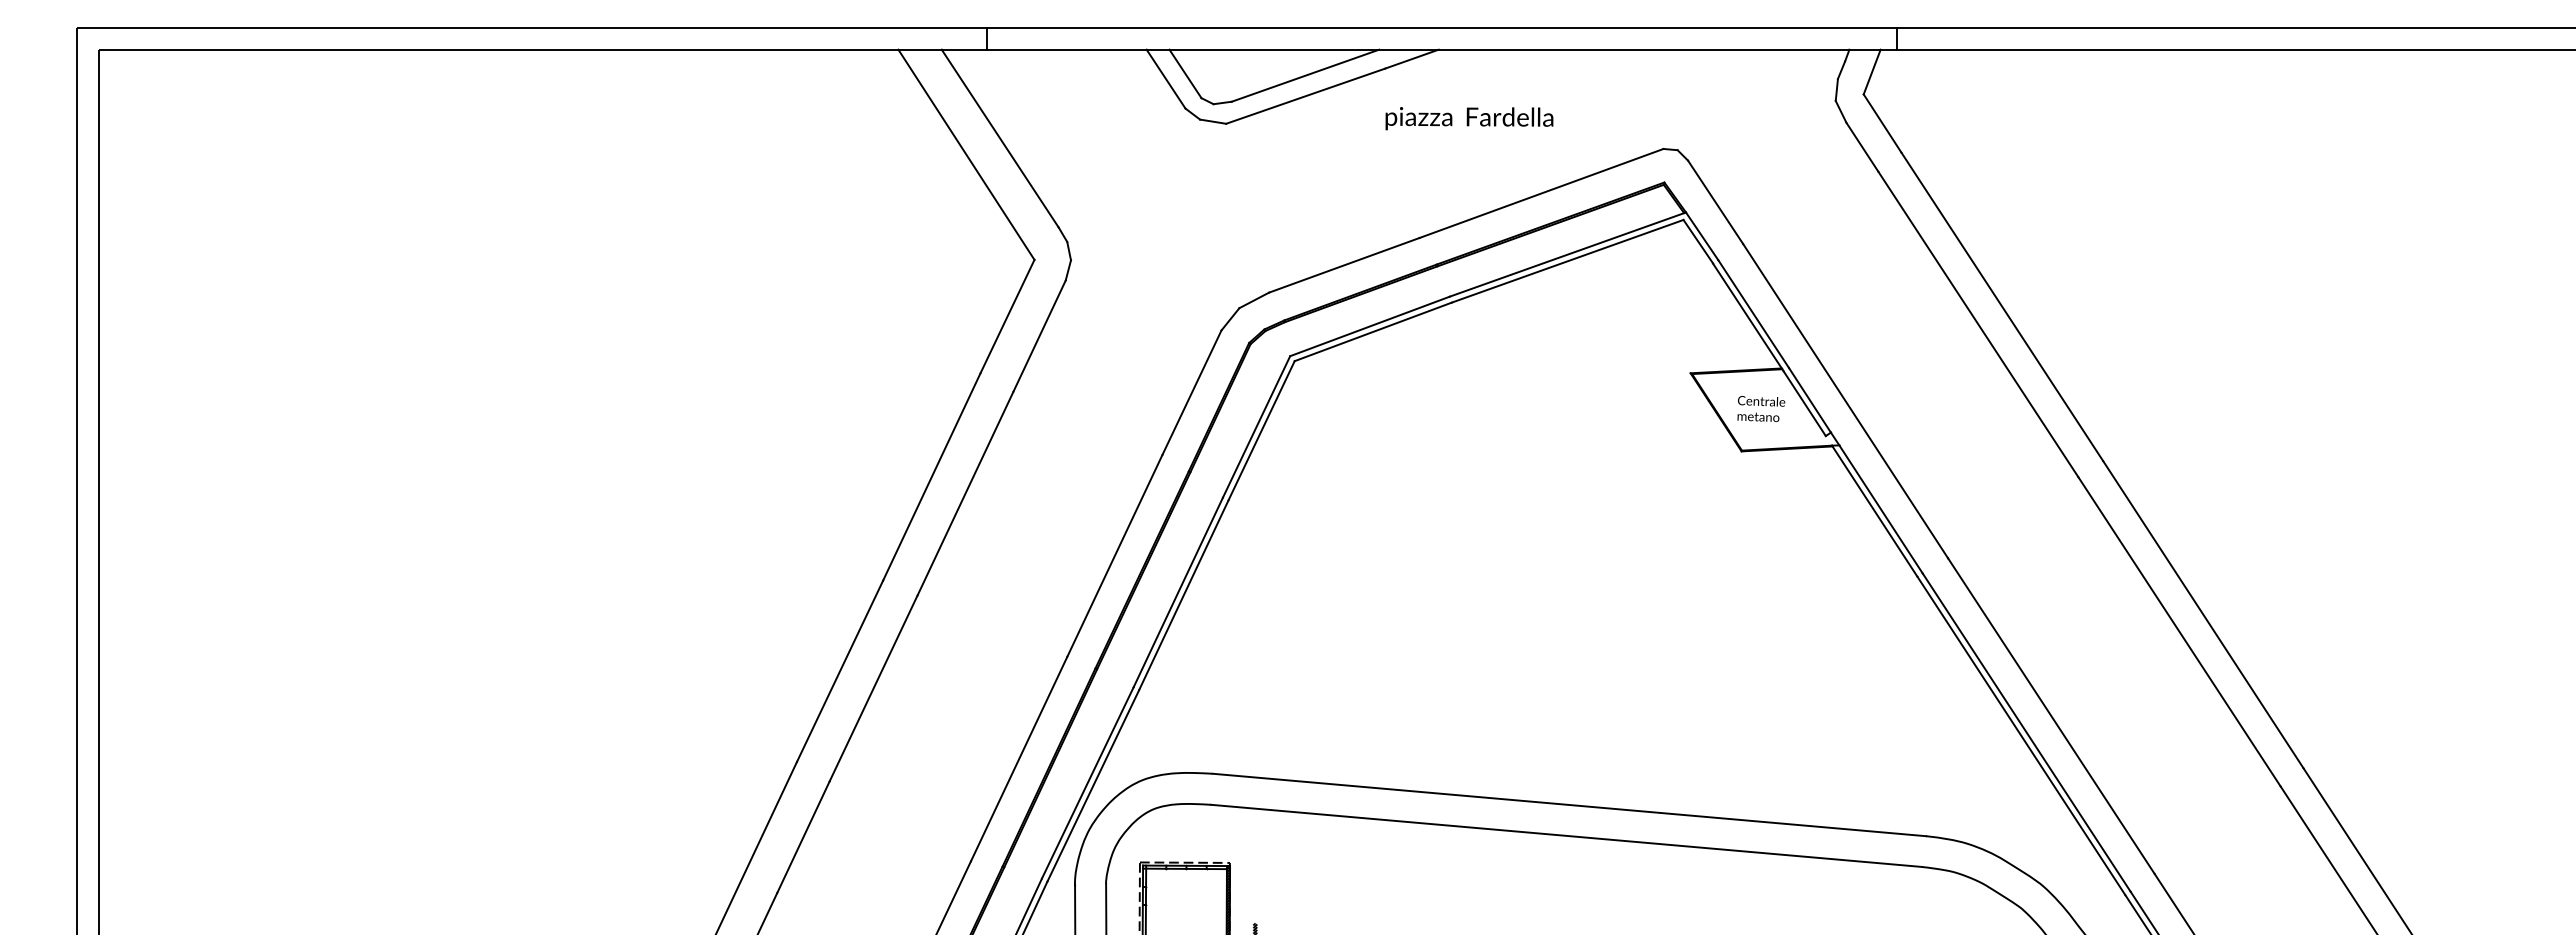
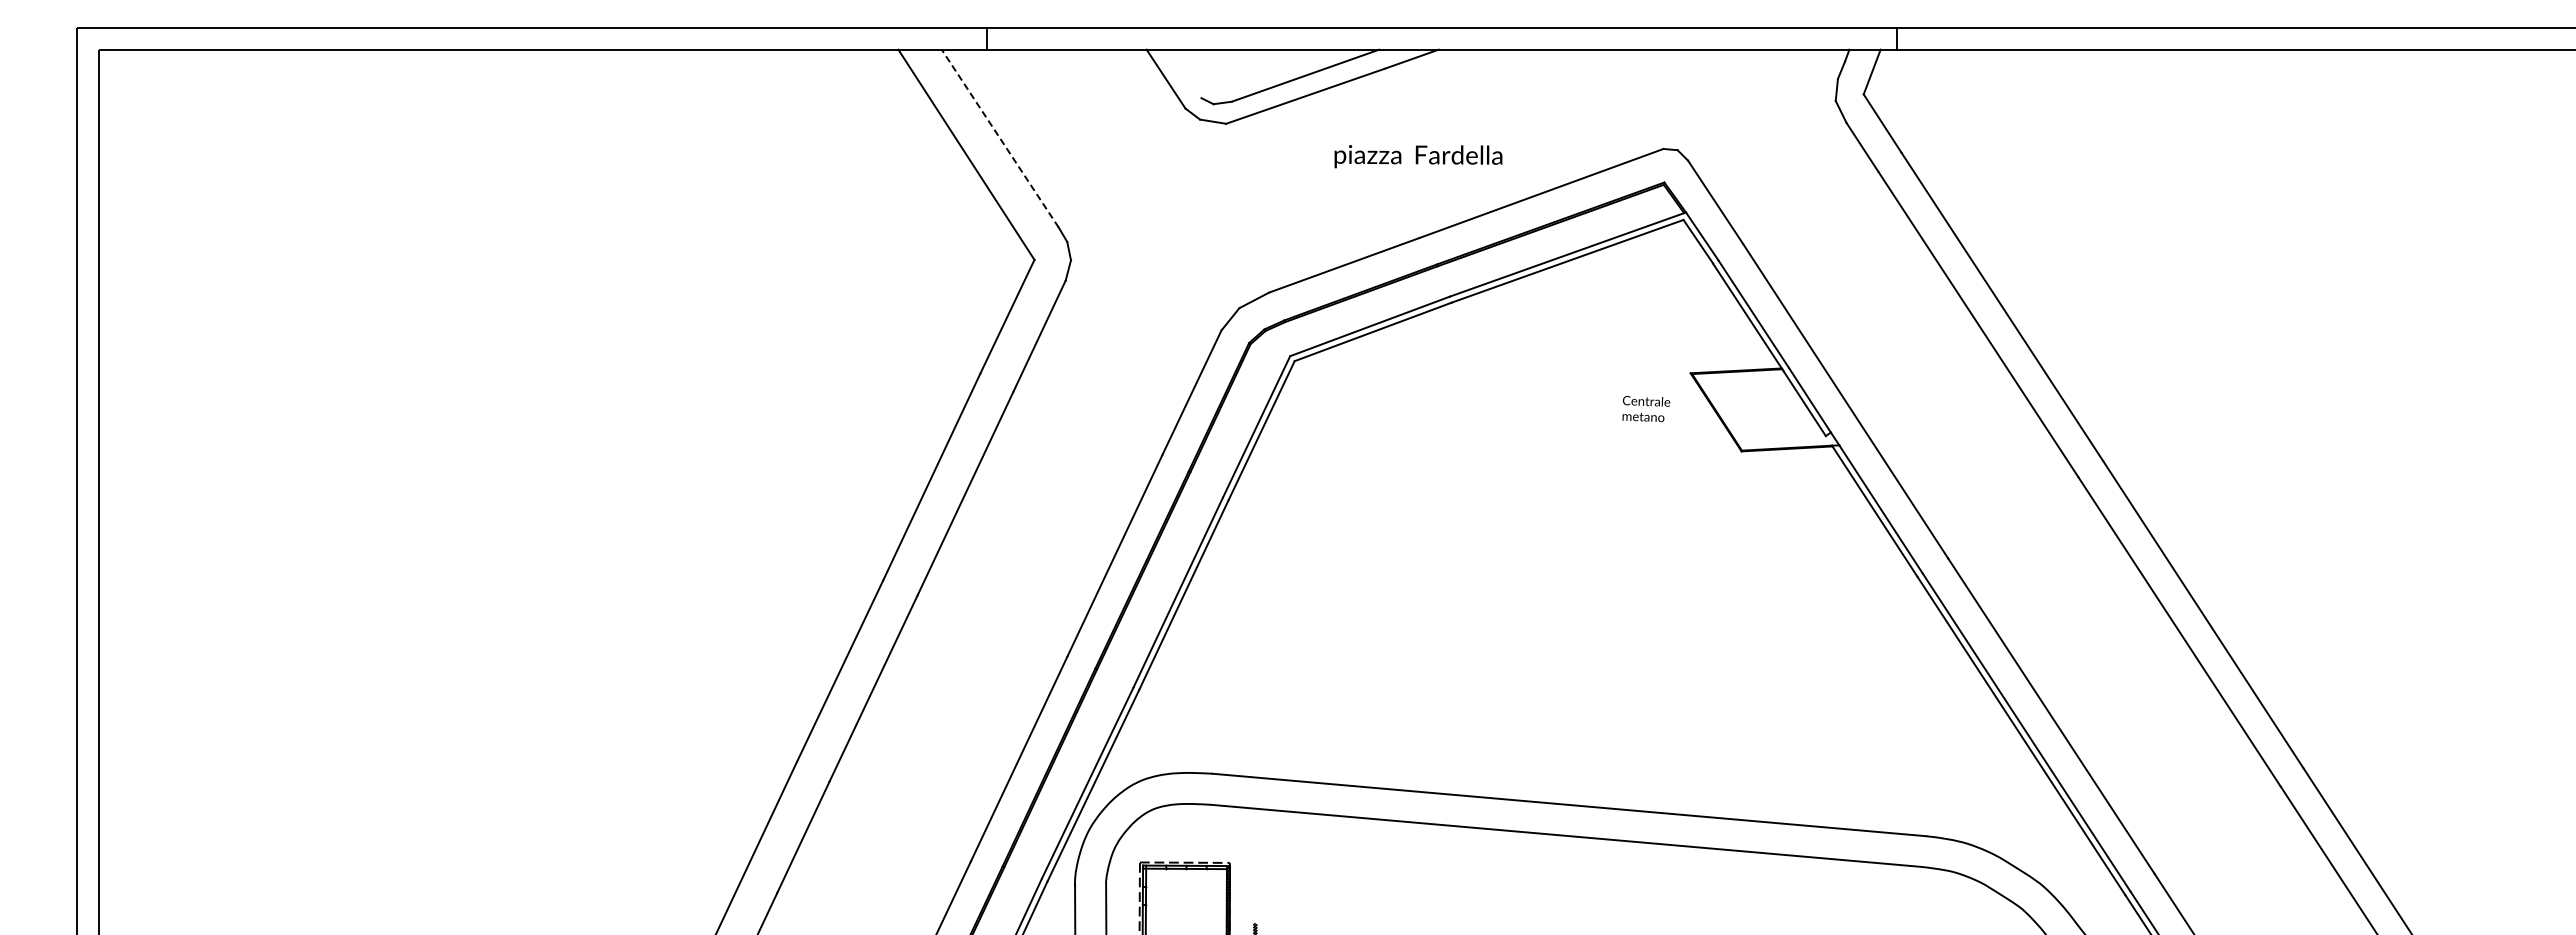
line: present -> none (1185, 73)
text position: (1469, 118) -> (1418, 156) (1418, 156)
line: solid -> dashed (999, 138)
text position: (1761, 409) -> (1646, 409) (1646, 409)
